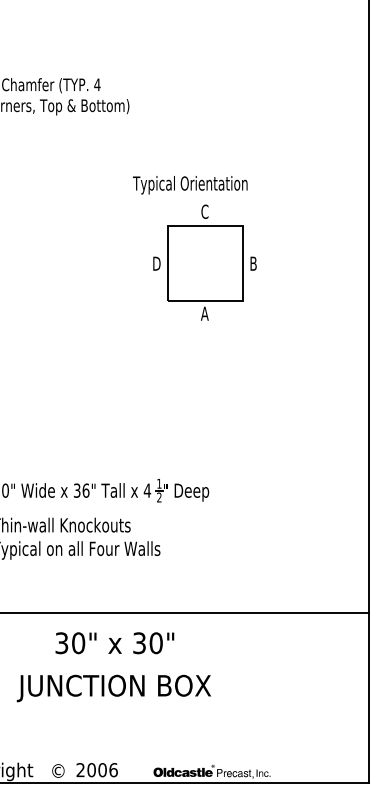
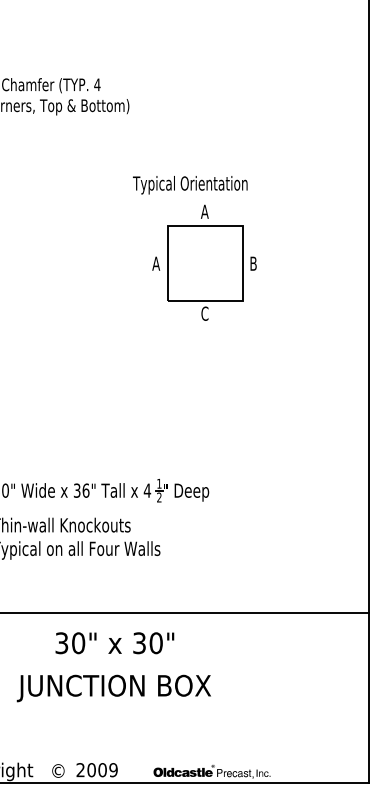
text: C -> A (204, 211)
text: D -> A (156, 263)
text: A -> C (204, 313)
text: 2006 -> 2009 (113, 770)
